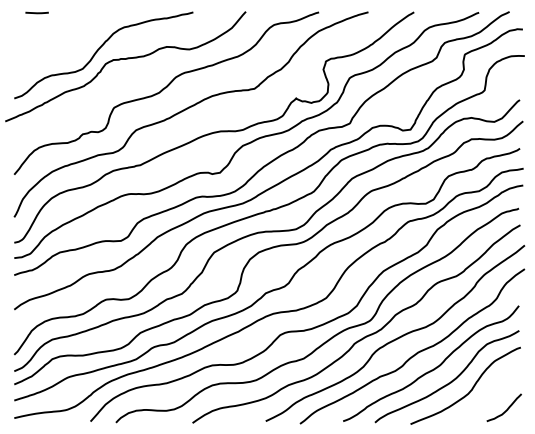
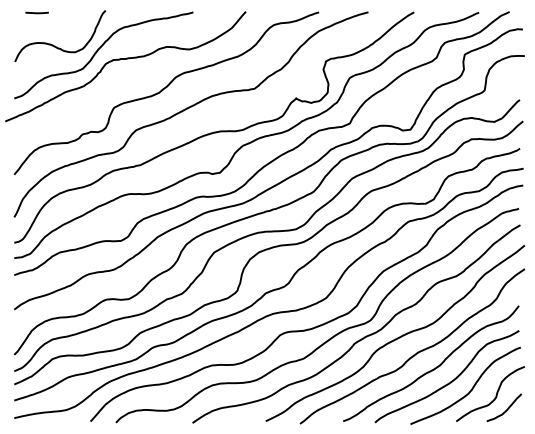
curve: none -> present (55, 45)
curve: none -> present (495, 395)
